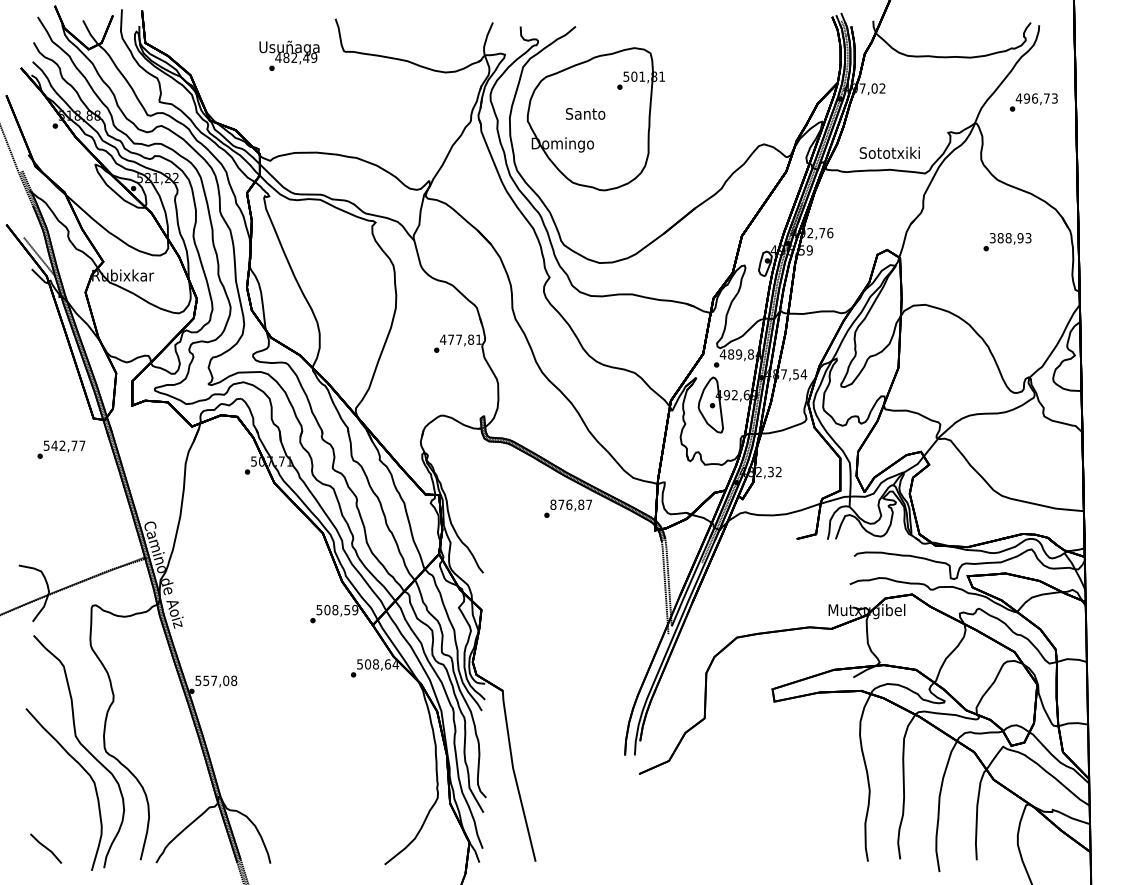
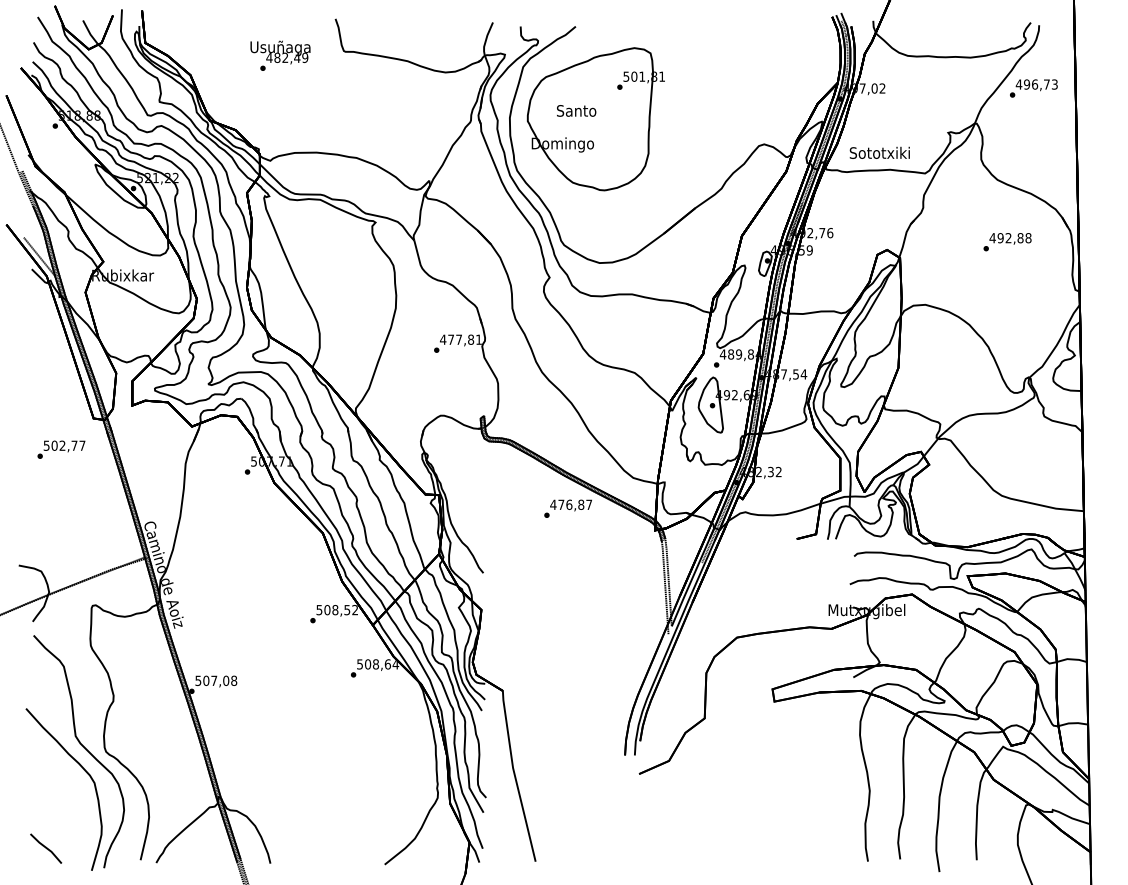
text position: (289, 55) -> (280, 55) (280, 55)
text position: (1033, 102) -> (1033, 88) (1033, 88)
text position: (585, 113) -> (576, 110) (576, 110)
text position: (889, 152) -> (879, 152) (879, 152)
text: 388,93 -> 492,88 (1010, 238)
text: 542,77 -> 502,77 (54, 445)
text: 876,87 -> 476,87 (553, 504)
text: 508,59 -> 508,52 (355, 610)
text: 557,08 -> 507,08 (206, 680)
